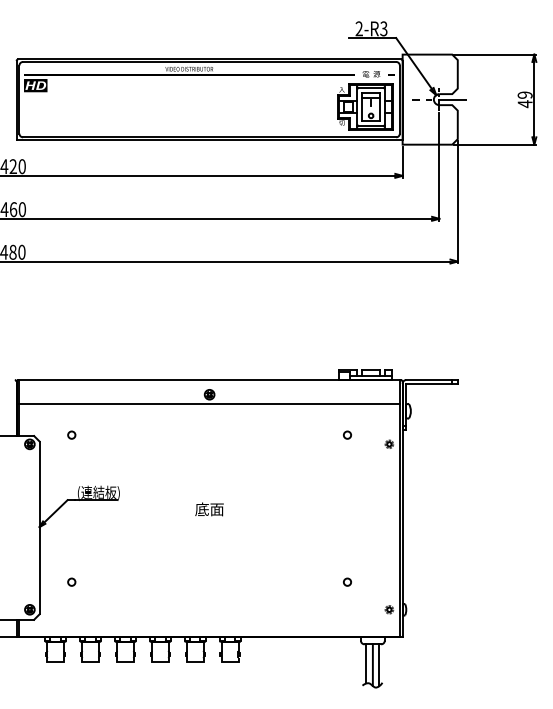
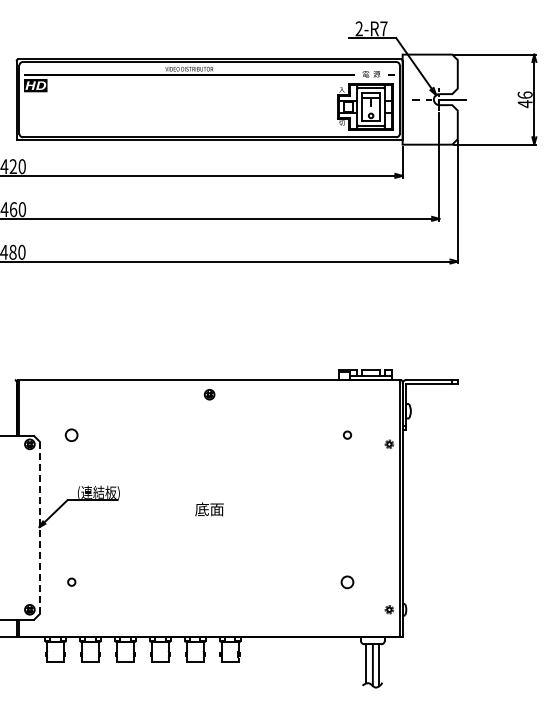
text: 2-R3 -> 2-R7 (383, 28)
text: 49 -> 46 (524, 94)
line: present -> none (209, 403)
circle size: 10x10 px -> 15x14 px (71, 434)
line: solid -> dashed (39, 528)
circle size: 9x10 px -> 15x15 px (347, 582)
